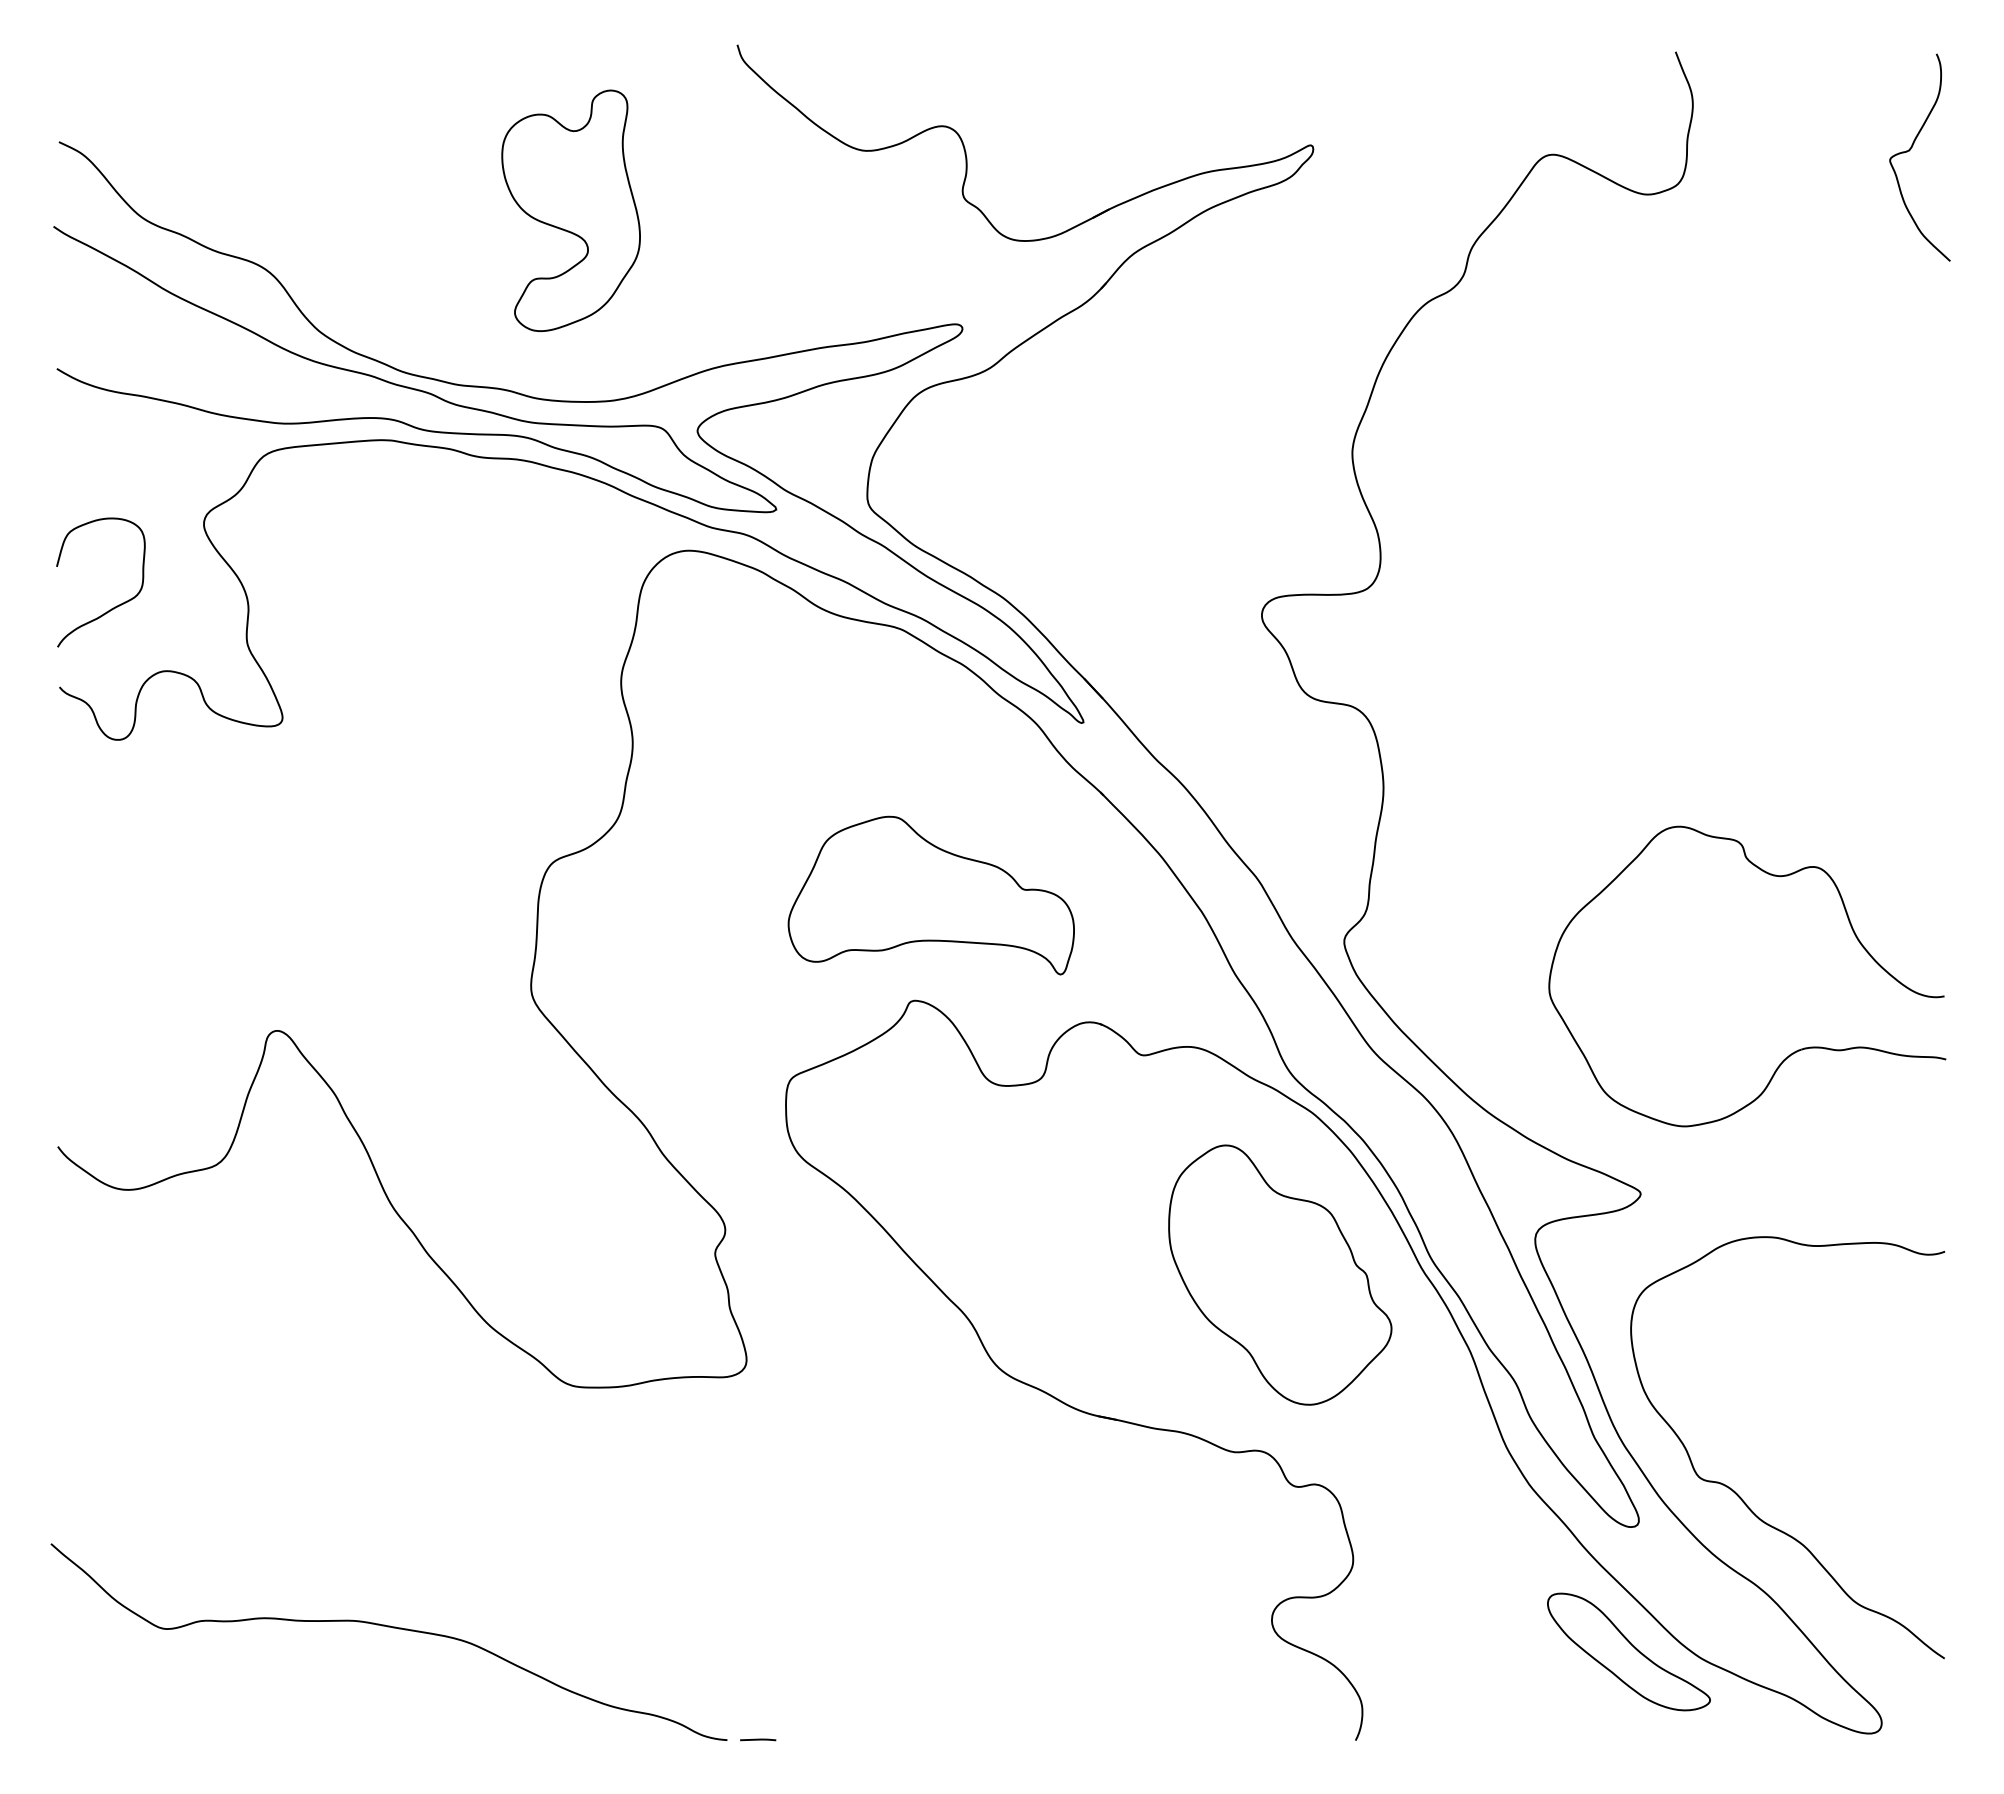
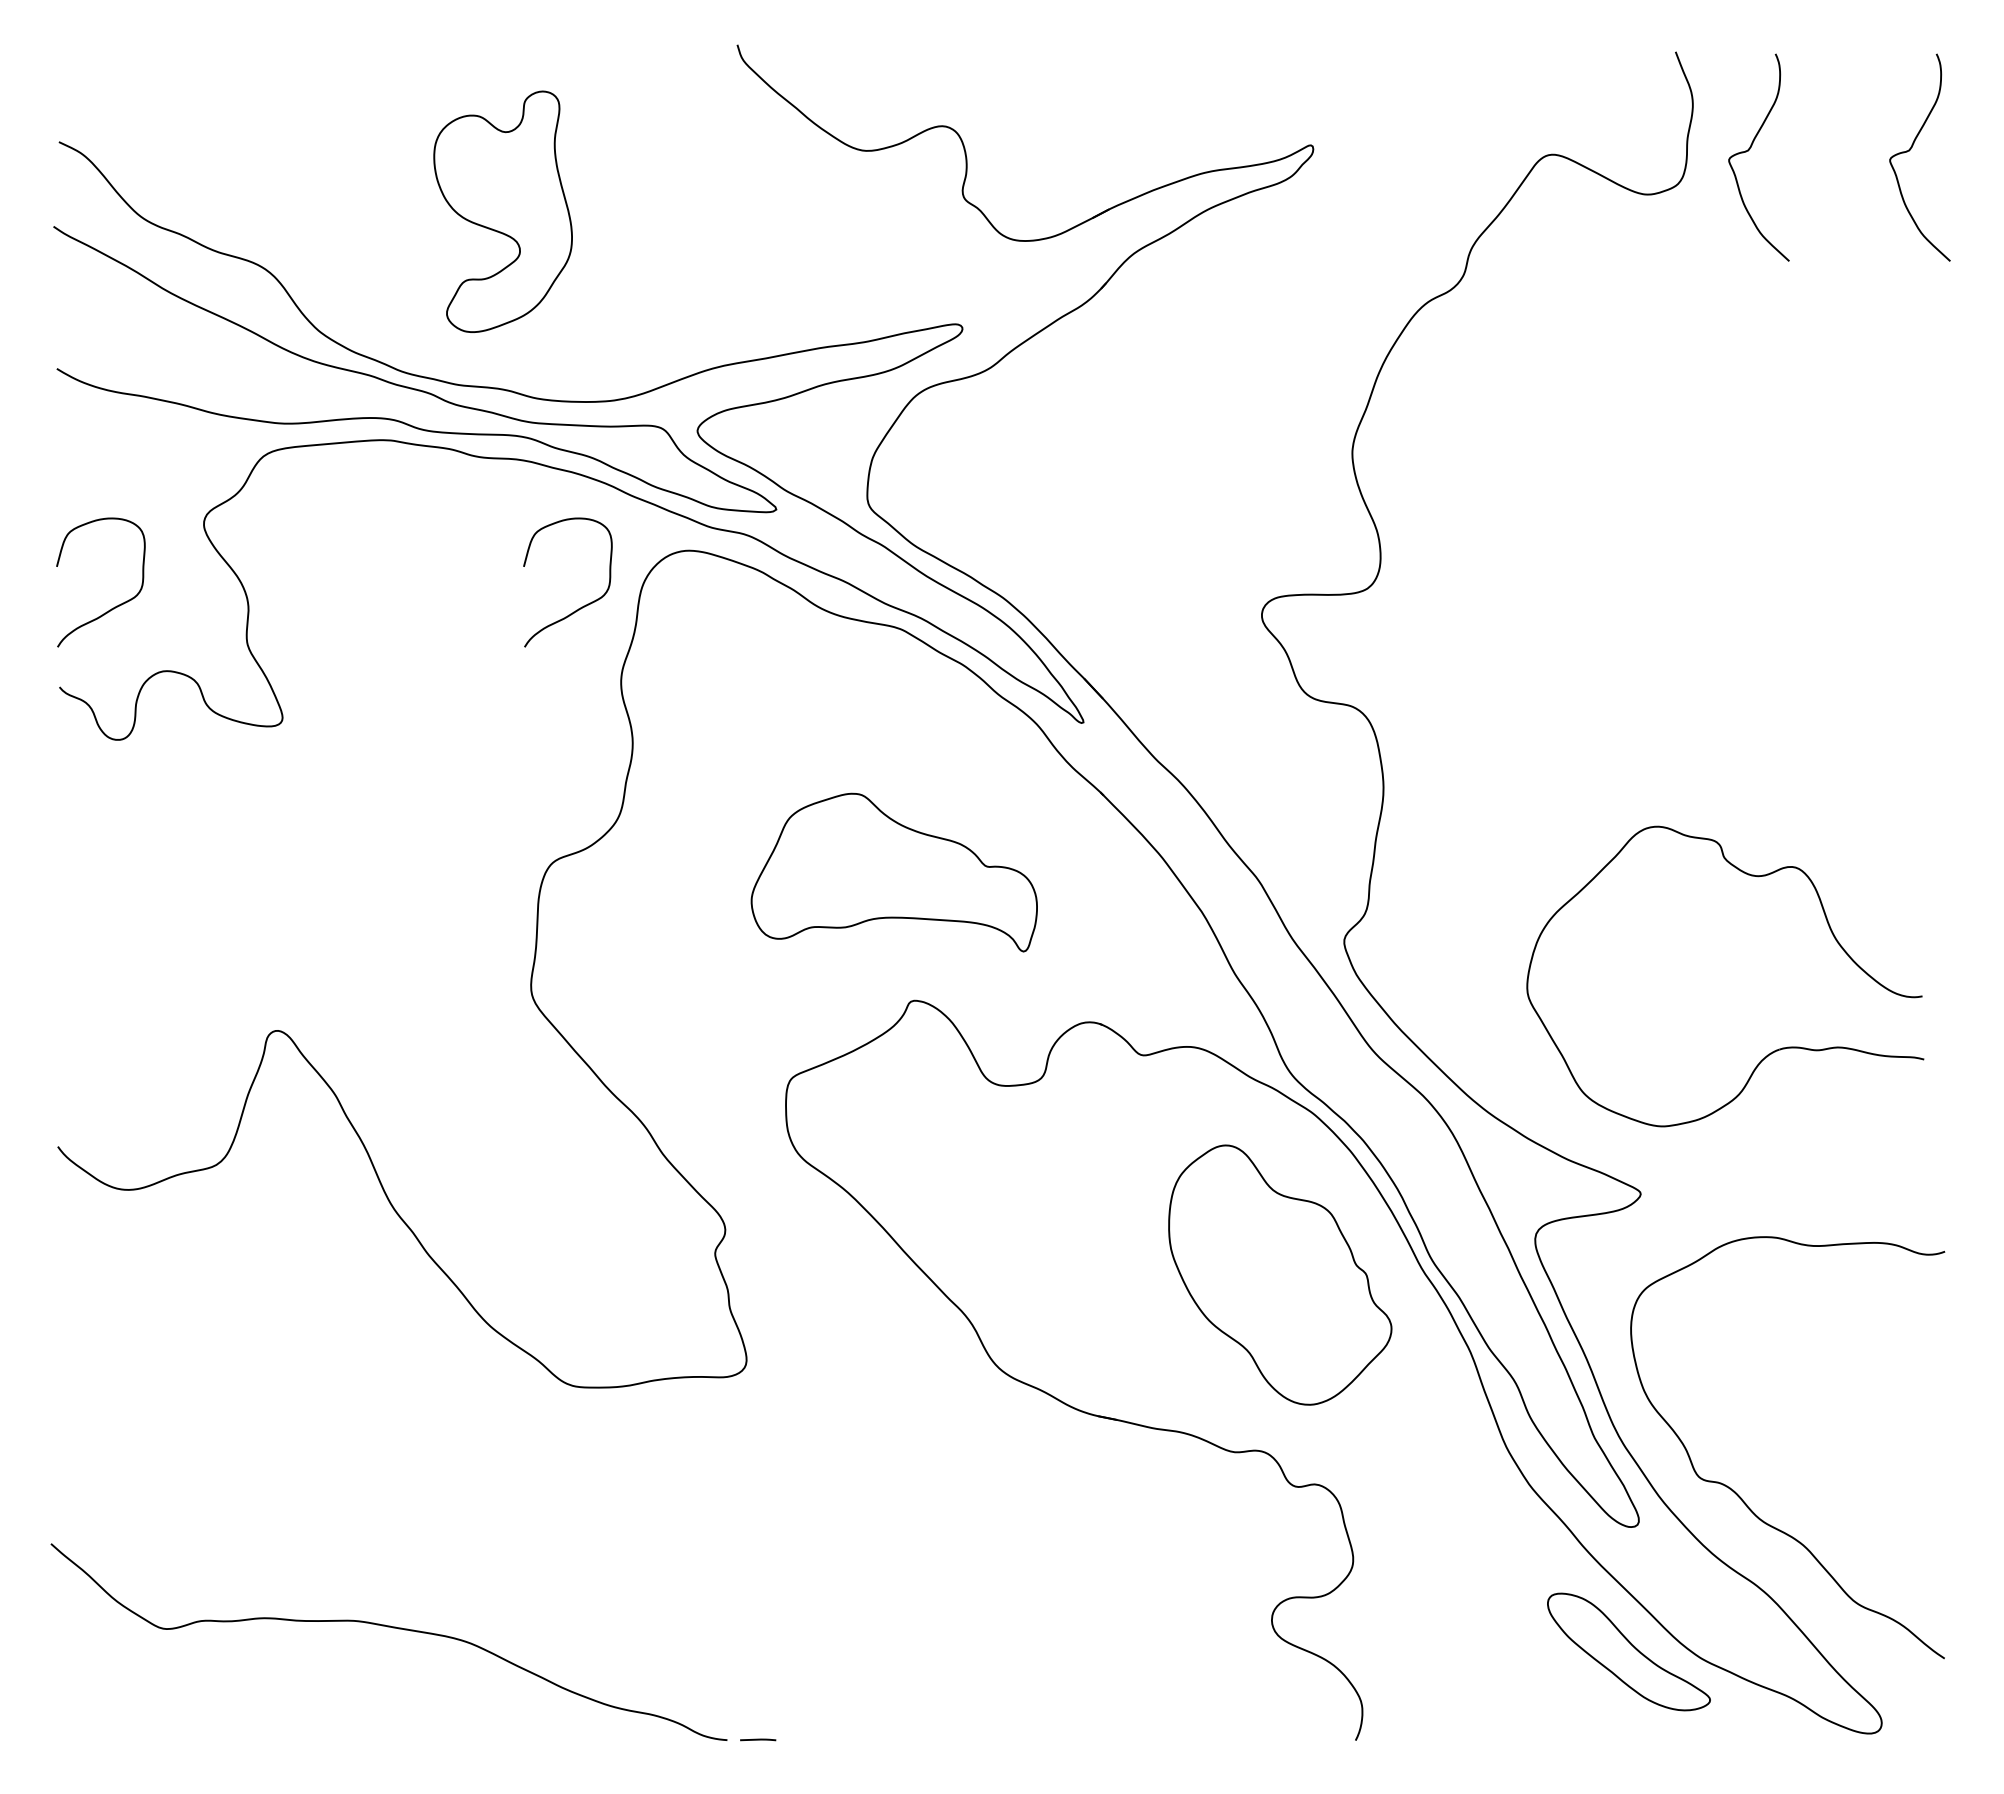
curve: none -> present (1750, 149)
part position: (570, 210) -> (502, 211) (502, 211)
curve: none -> present (583, 605)
part position: (930, 895) -> (893, 872) (893, 872)
part position: (1792, 1052) -> (1770, 1052) (1770, 1052)
